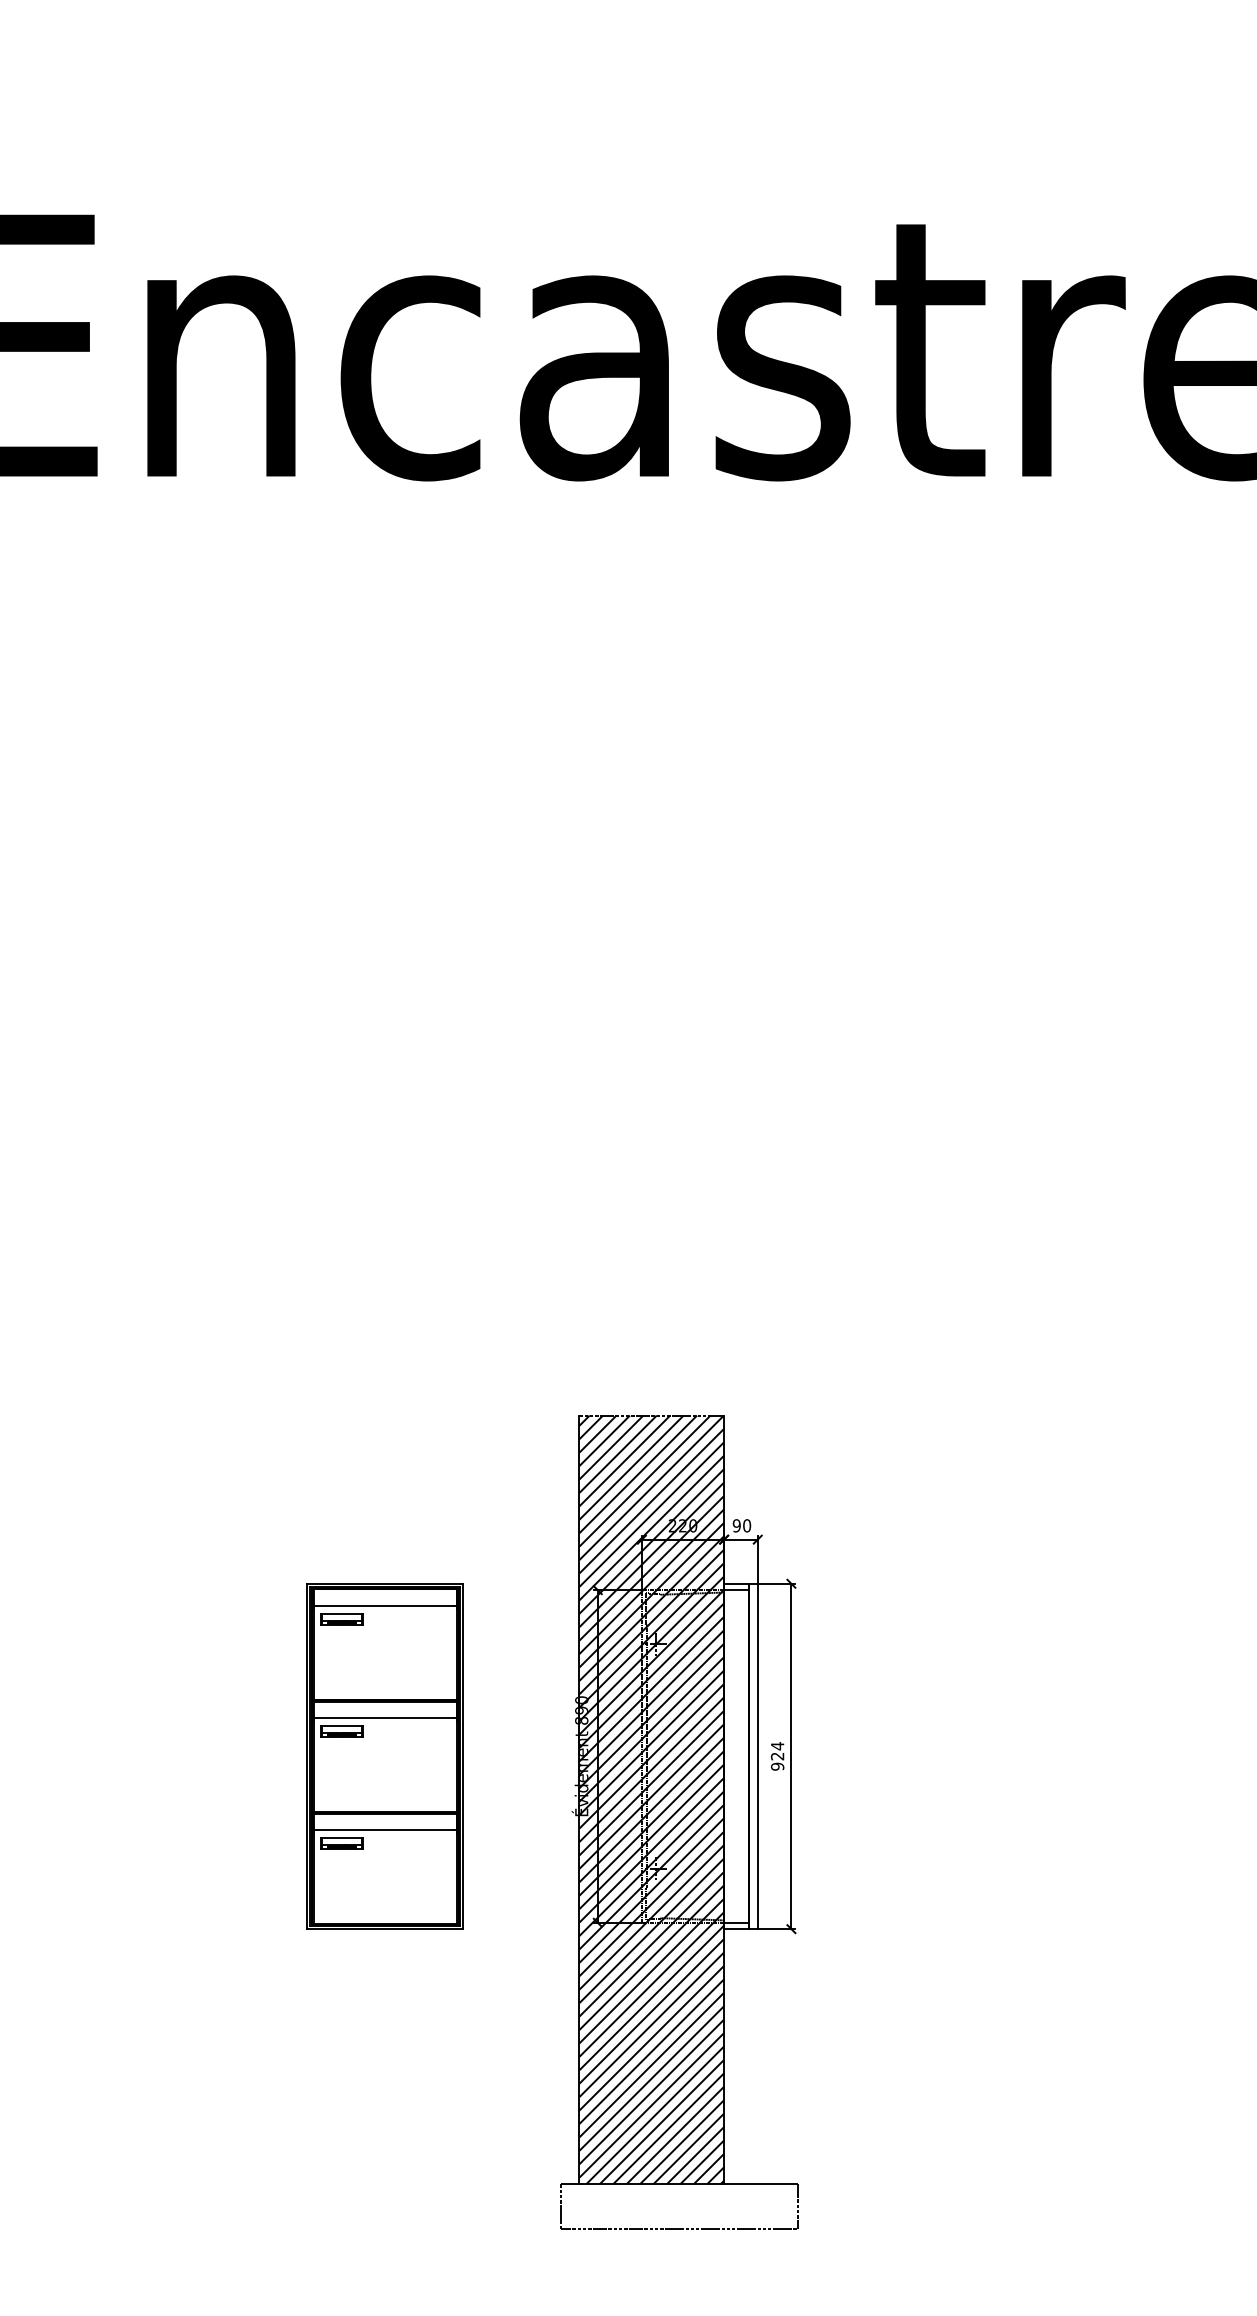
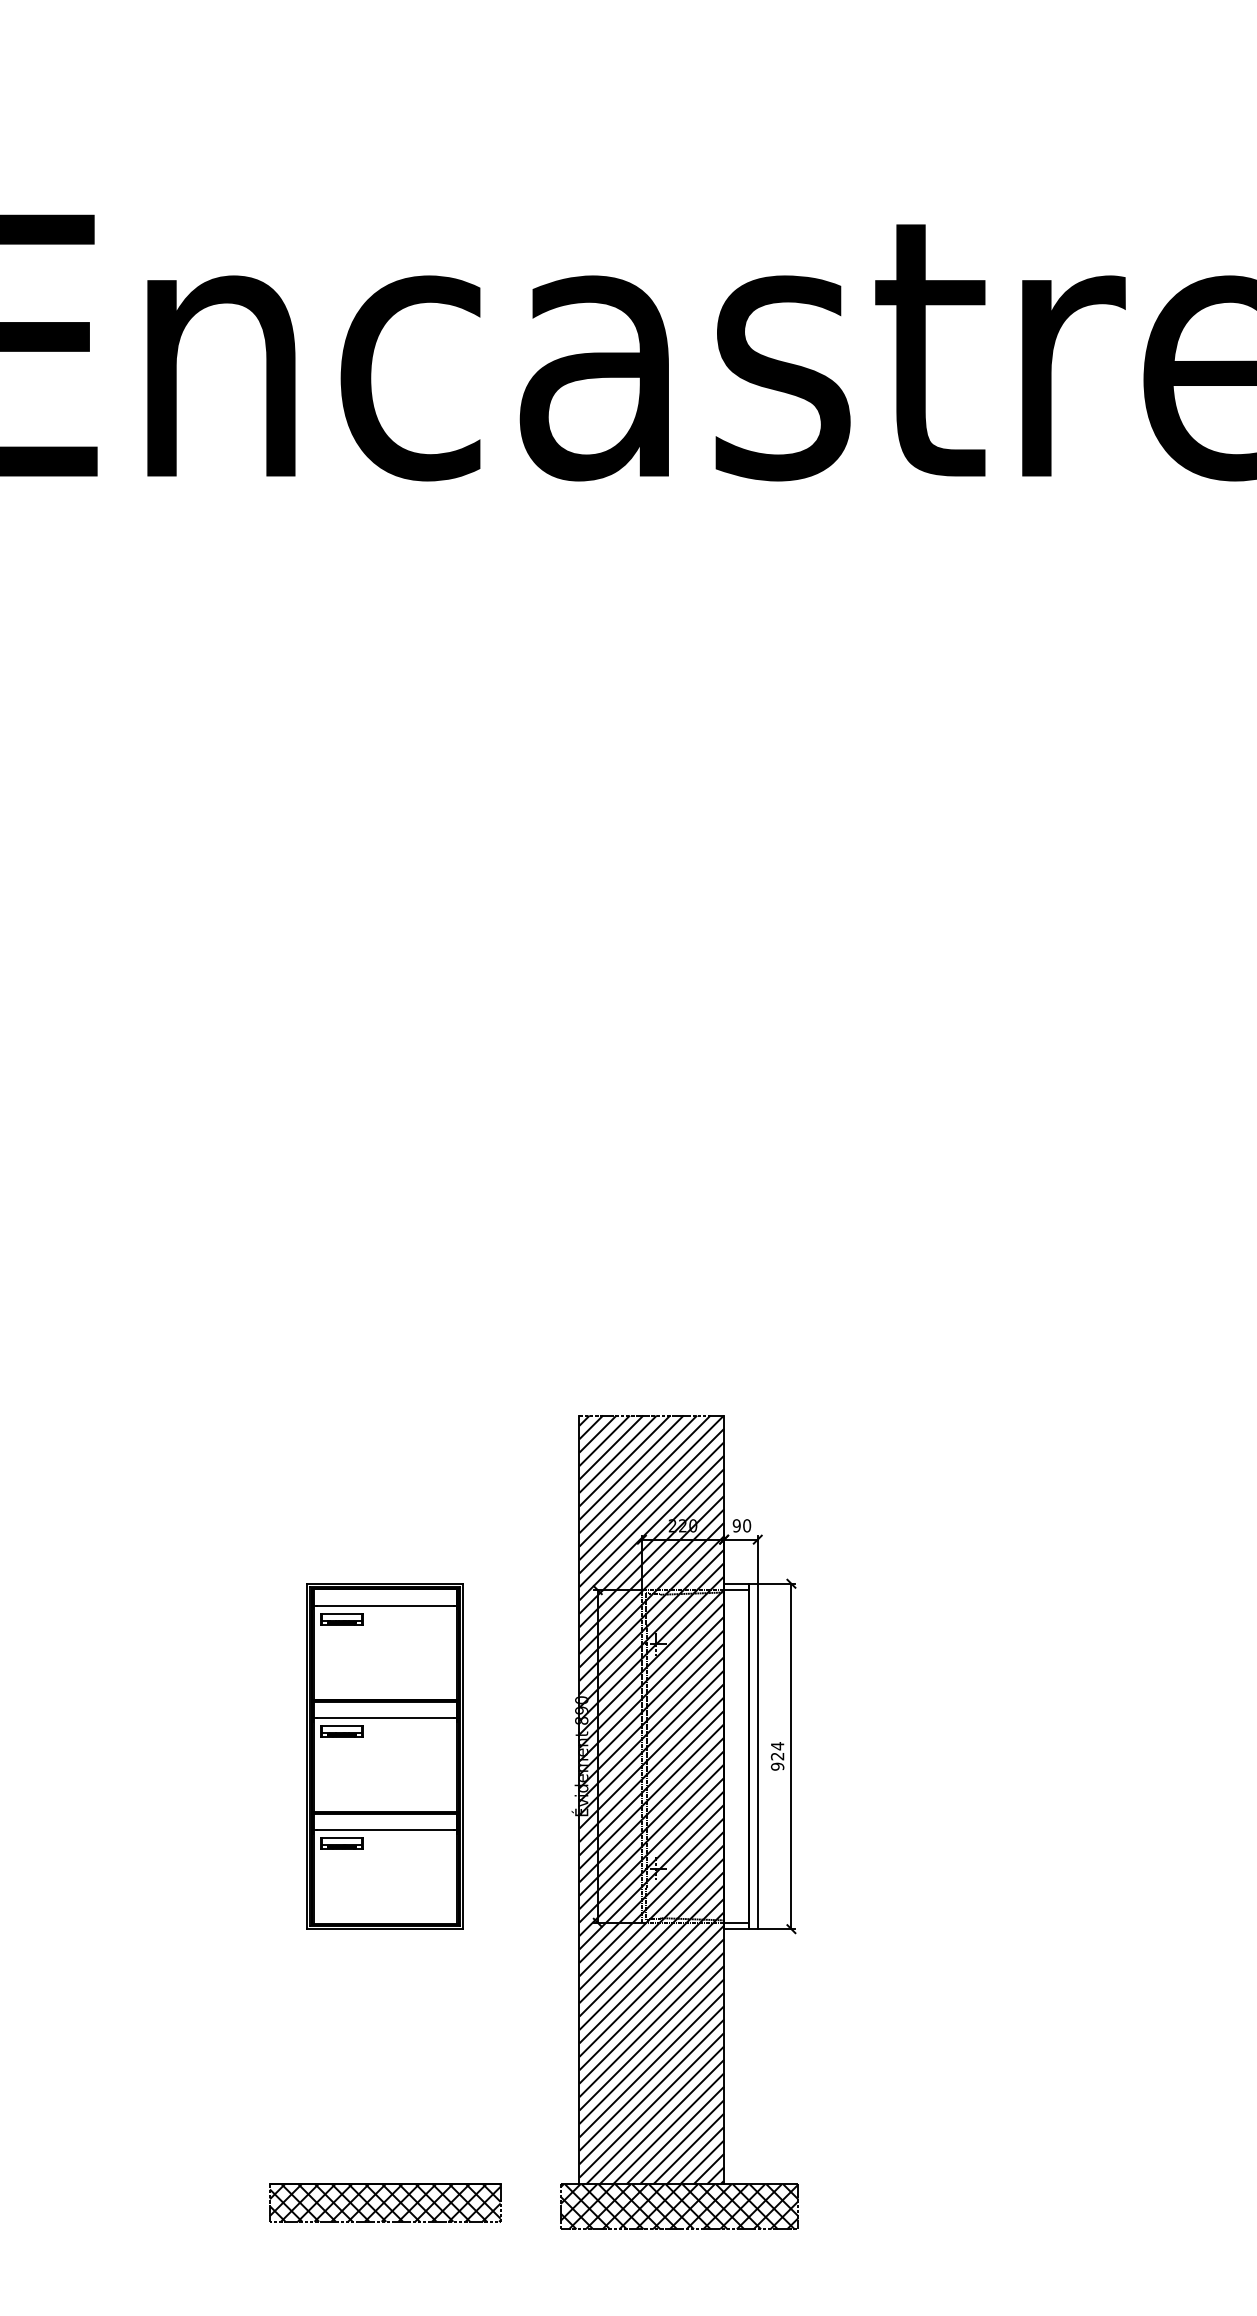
part: none -> present (385, 2202)
hatch: none -> present (679, 2206)
